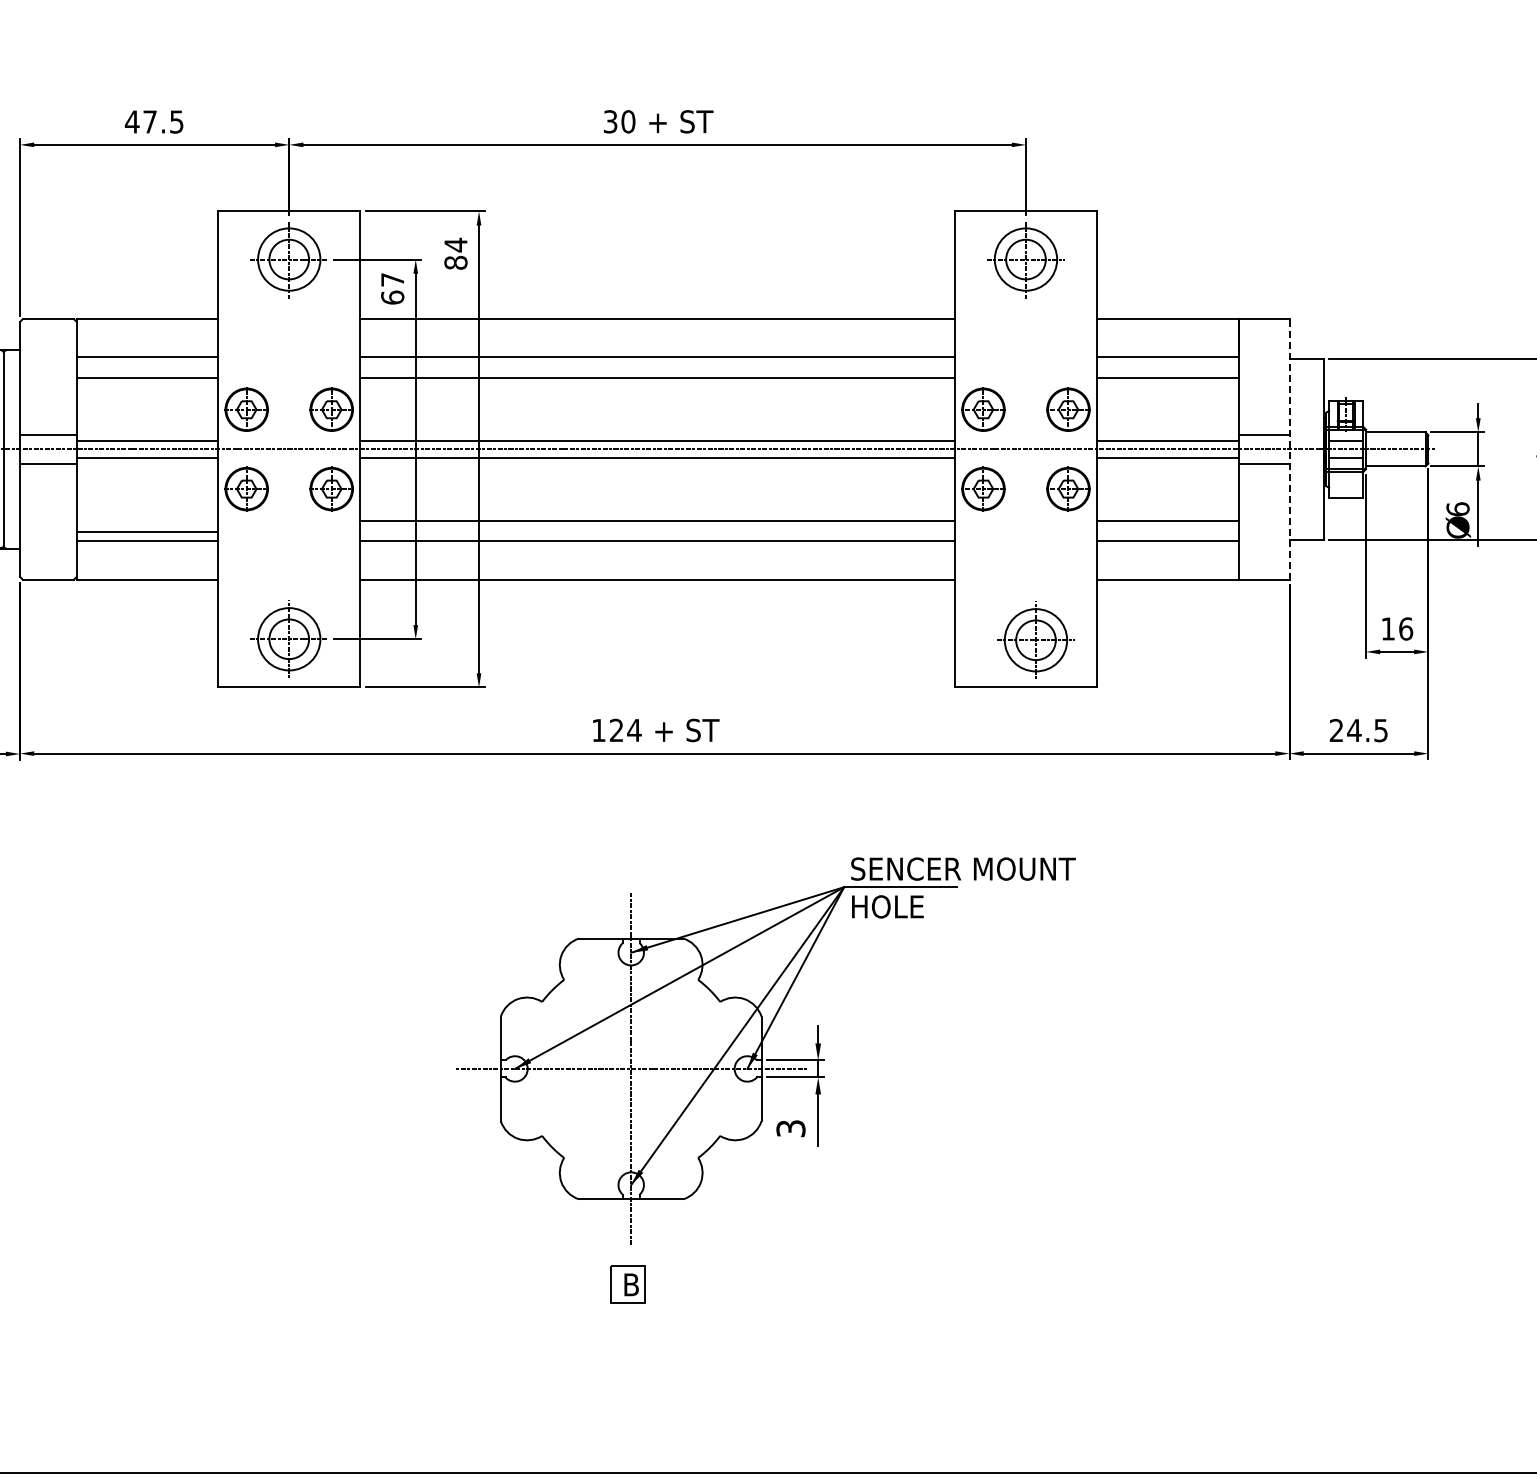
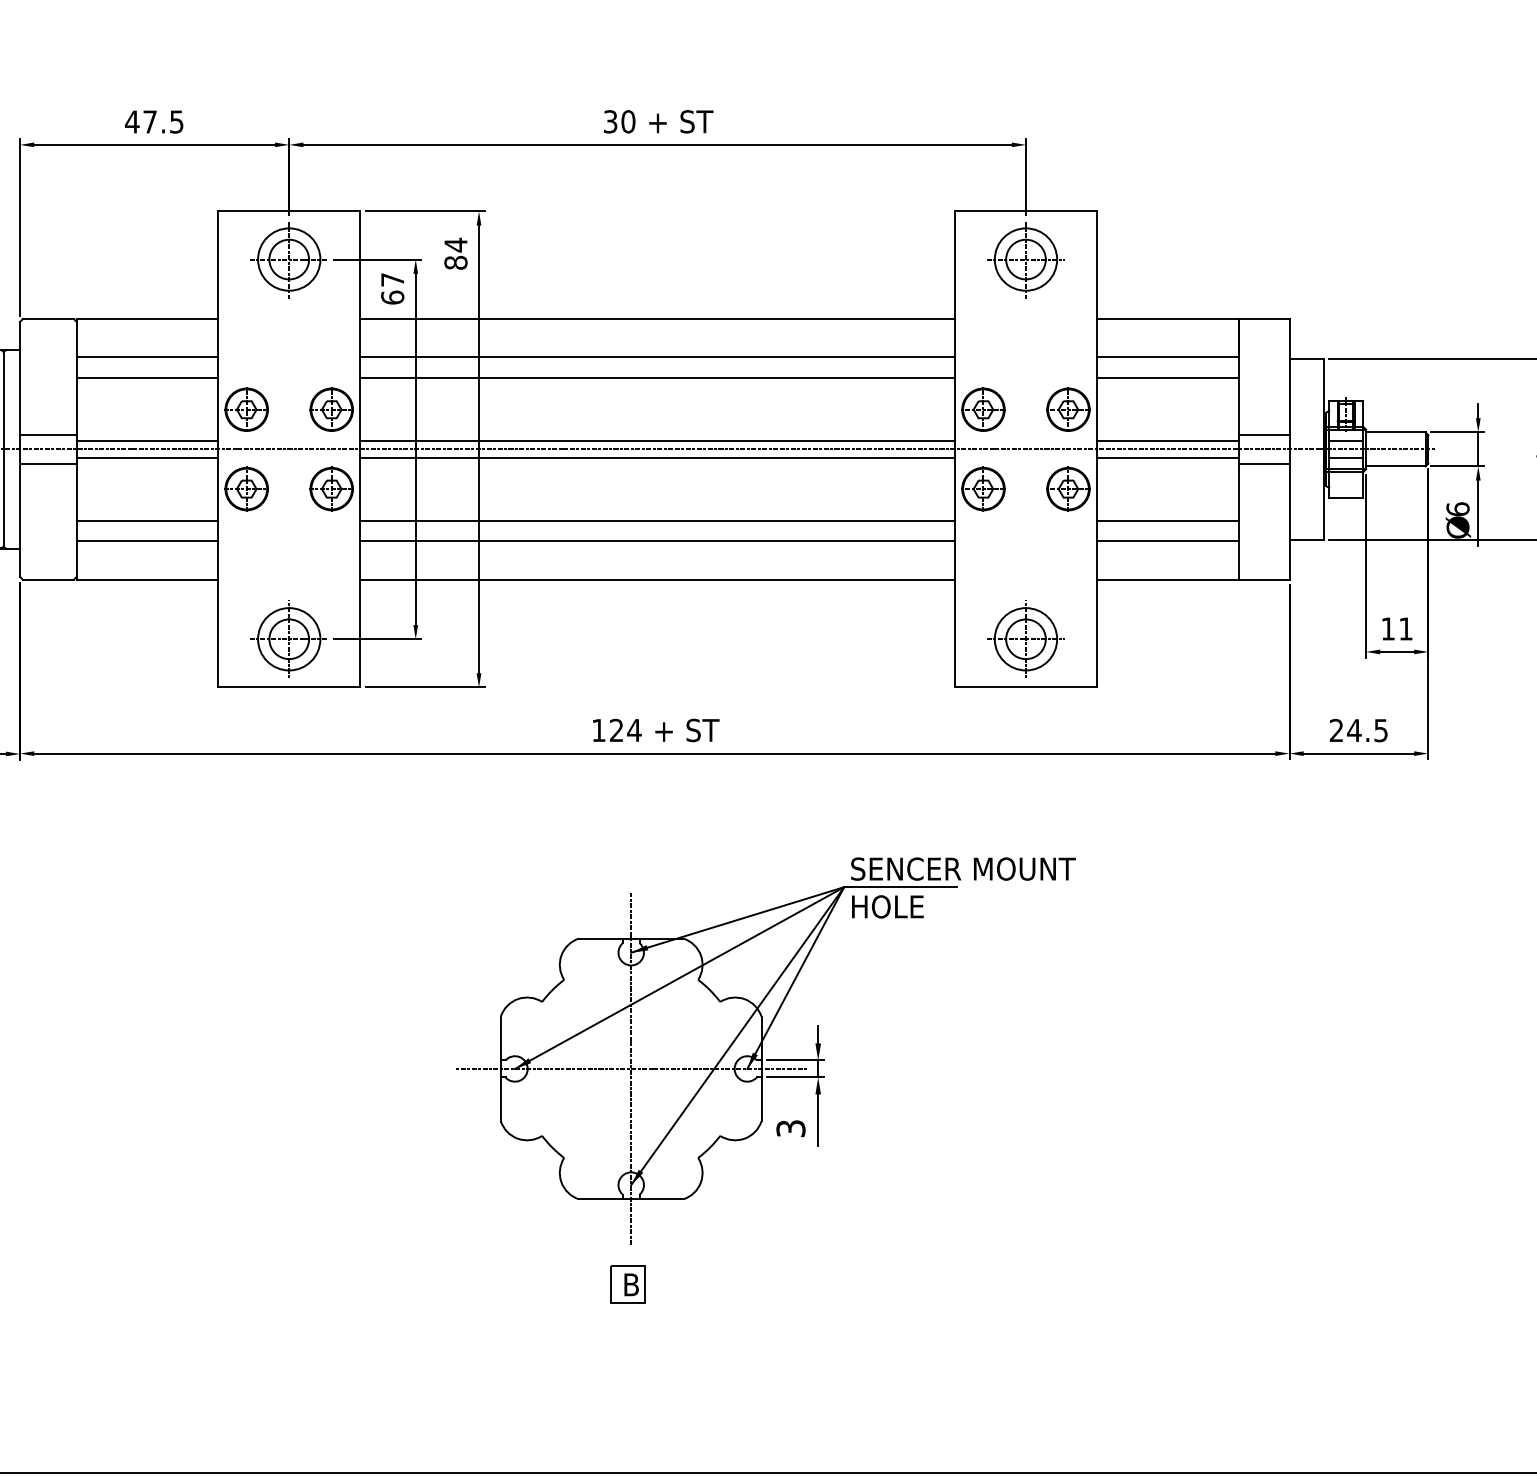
line: dashed -> solid (1289, 448)
line position: (147, 531) -> (147, 520) (147, 520)
text: 16 -> 11 (1406, 628)
part position: (1035, 639) -> (1025, 638) (1025, 638)
